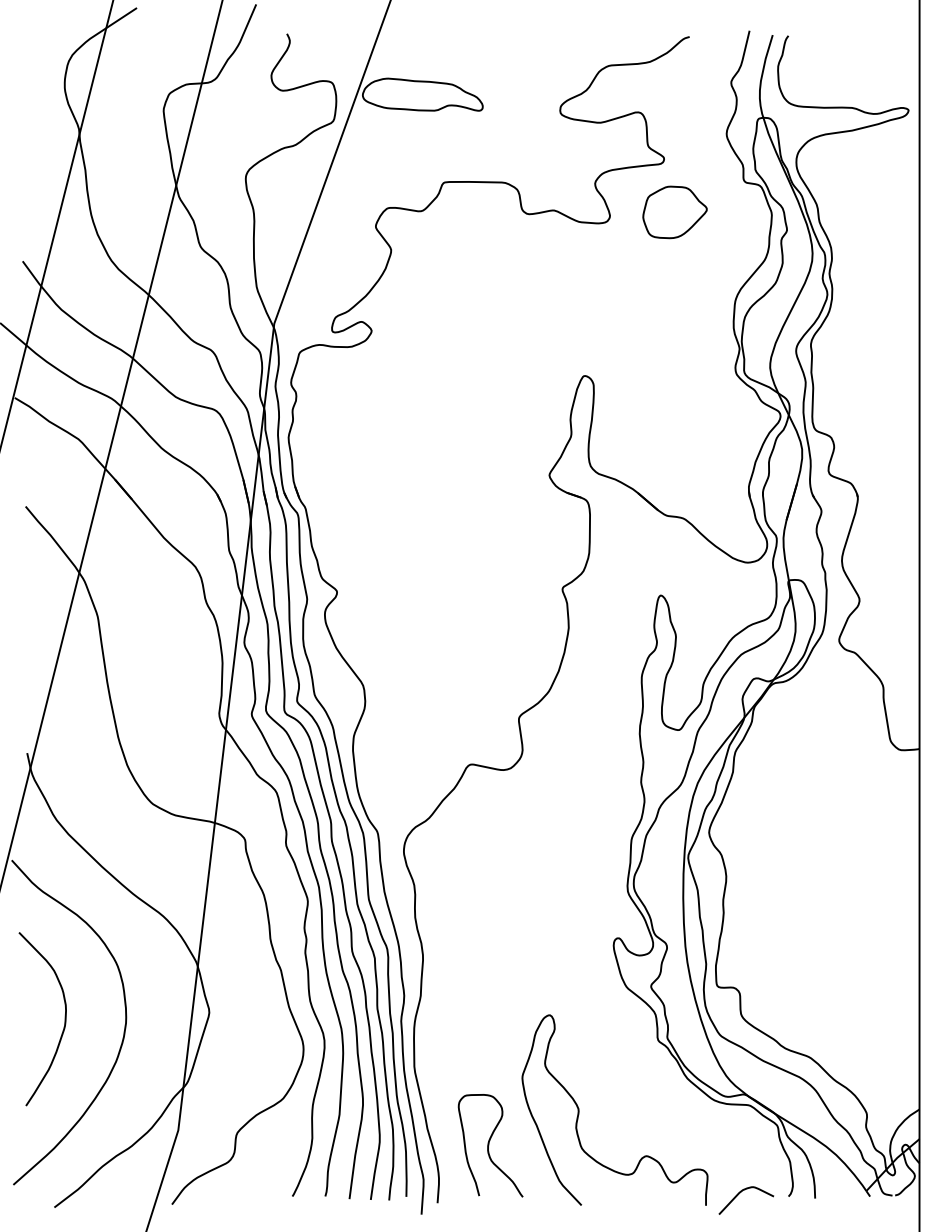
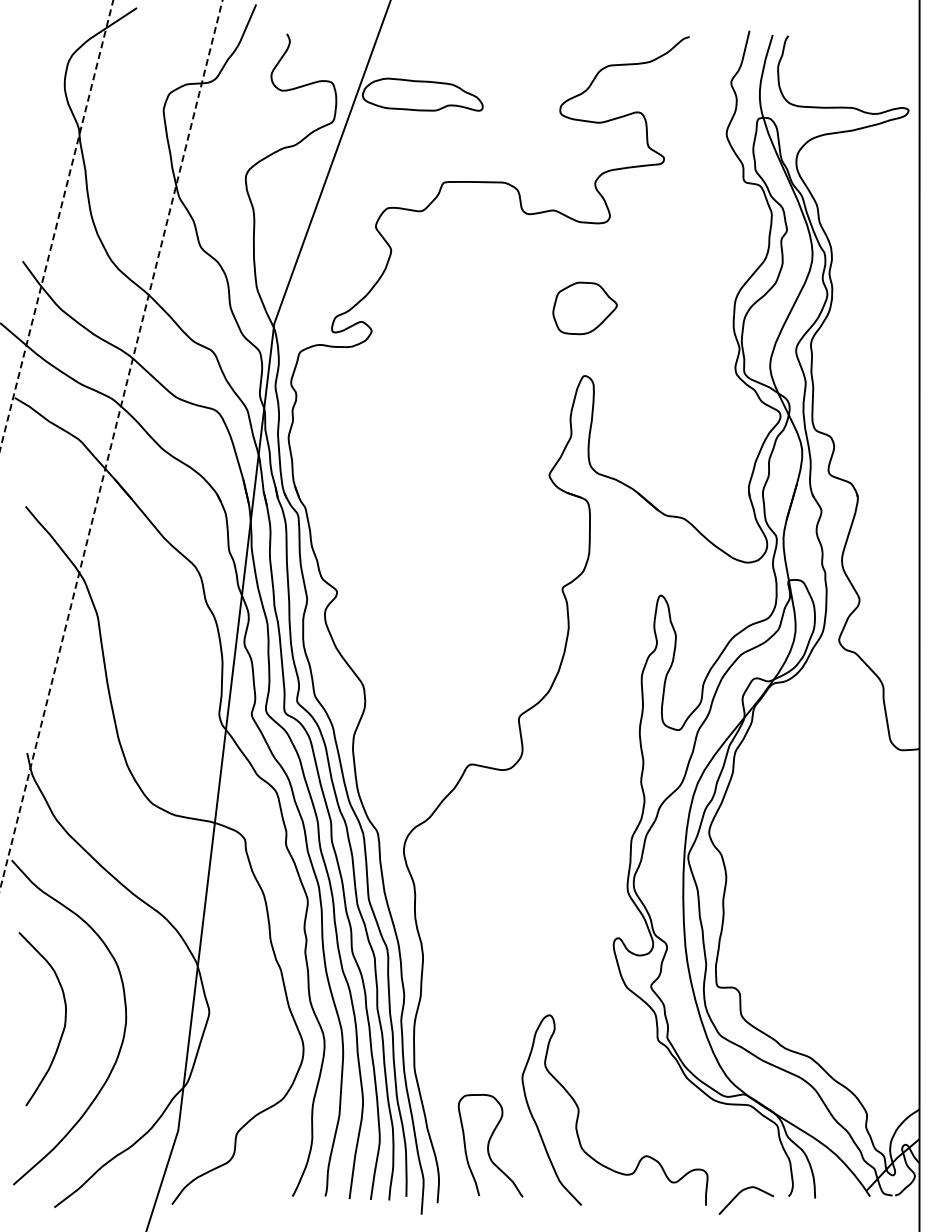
part position: (674, 212) -> (584, 308) (584, 308)
line: solid -> dashed (56, 225)
line: solid -> dashed (111, 444)
